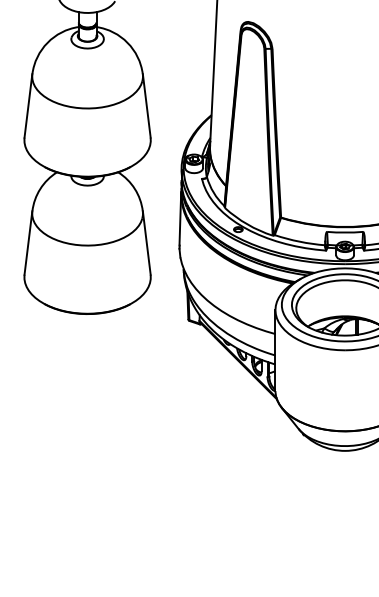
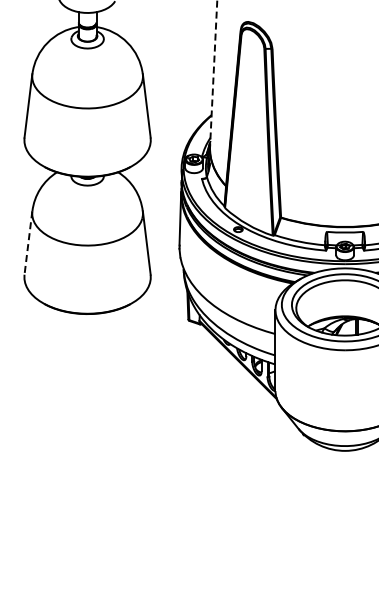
line: solid -> dashed (213, 74)
line: solid -> dashed (28, 243)
